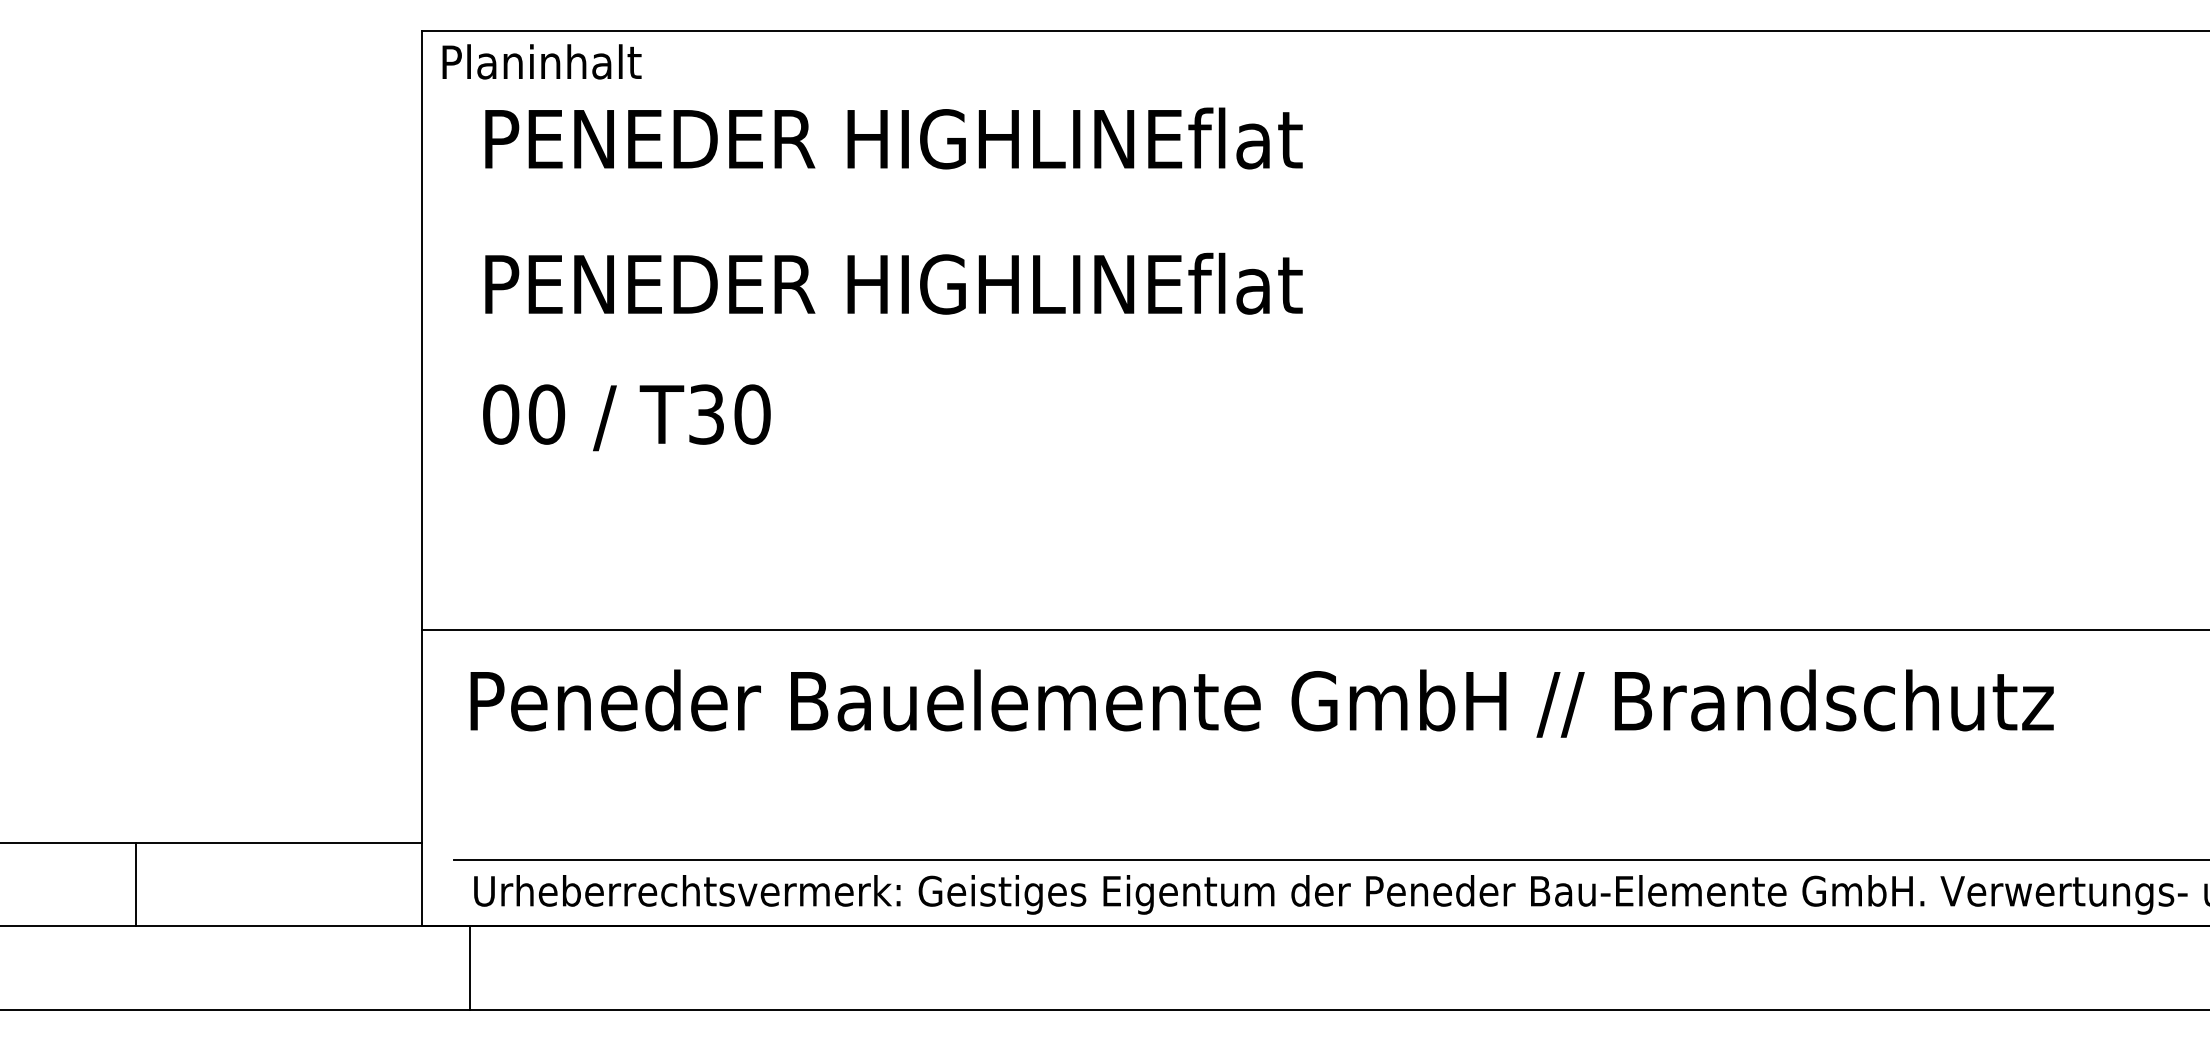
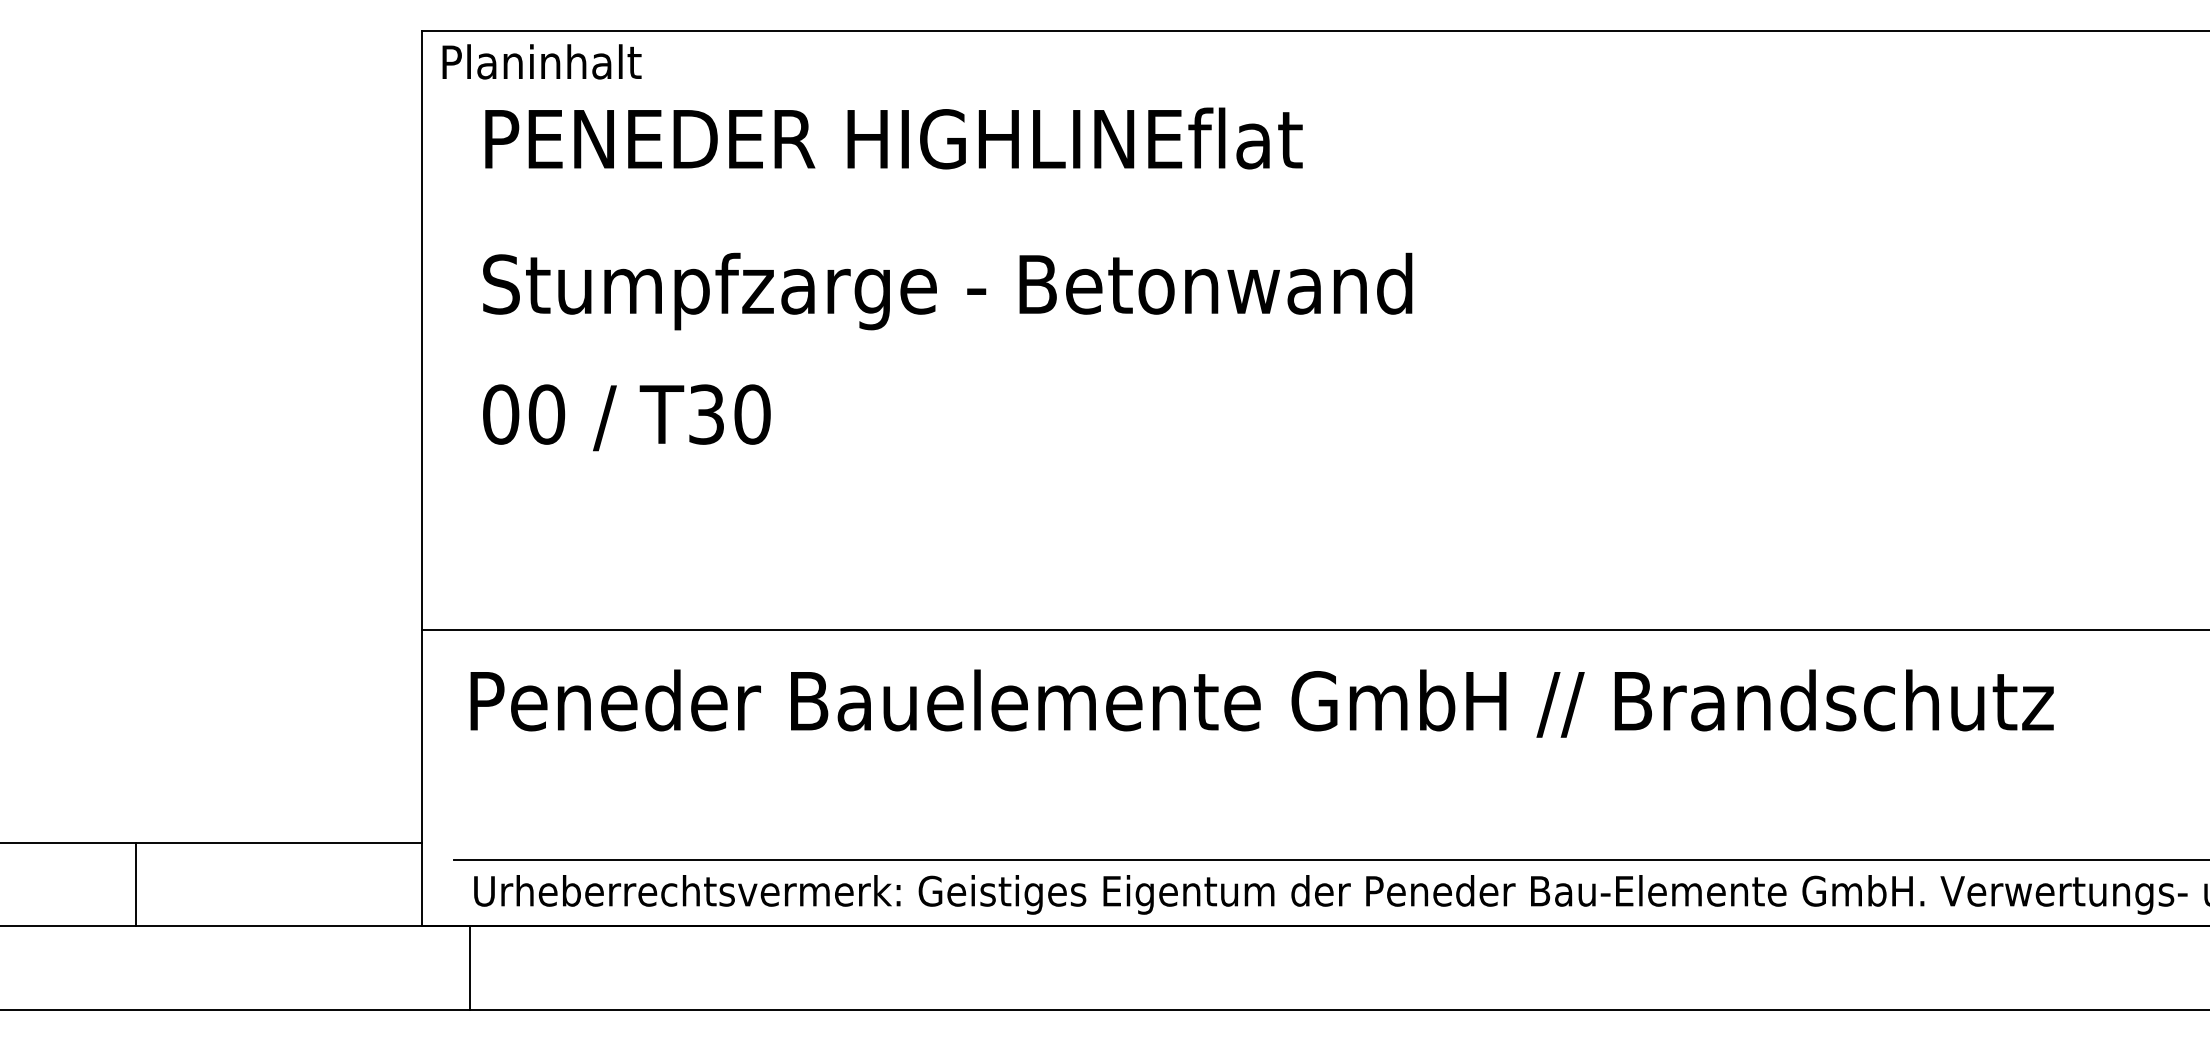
text: PENEDER HIGHLINEflat -> Stumpfzarge - Betonwand (947, 291)
